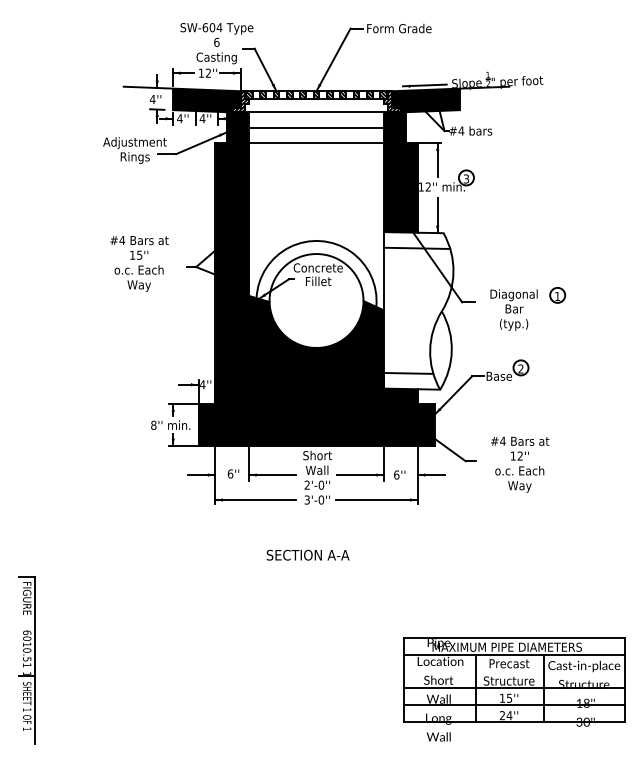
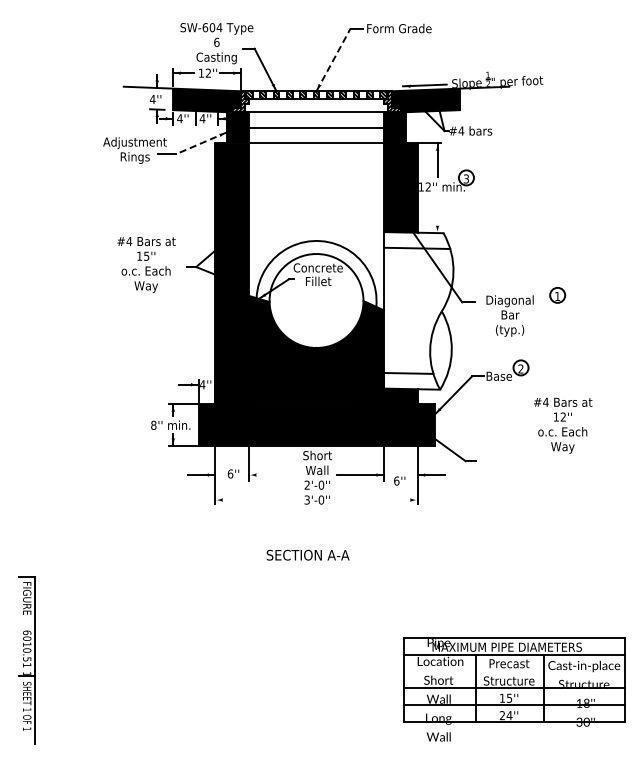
line: solid -> dashed (333, 59)
line: solid -> dashed (200, 143)
line: present -> none (437, 215)
text position: (139, 263) -> (146, 264) (146, 264)
text position: (513, 309) -> (509, 315) (509, 315)
text position: (520, 464) -> (563, 425) (563, 425)
text position: (399, 474) -> (399, 480) (399, 480)
line: present -> none (272, 475)
line: present -> none (255, 500)
line: present -> none (376, 500)
